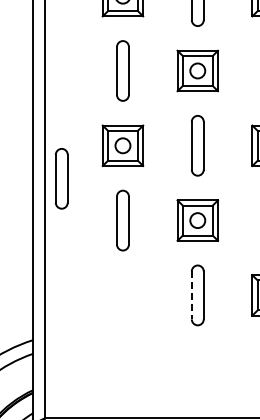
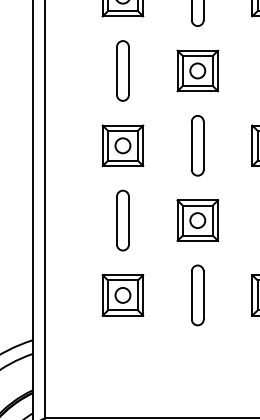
part: present -> none (61, 178)
part: none -> present (122, 295)
line: dashed -> solid (191, 295)
